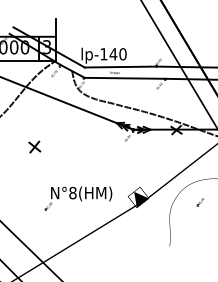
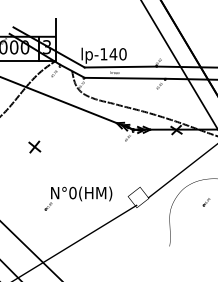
text: N°8(HM) -> N°0(HM) (72, 192)
fill: present -> none (141, 199)
part position: (200, 202) -> (206, 202) (206, 202)
